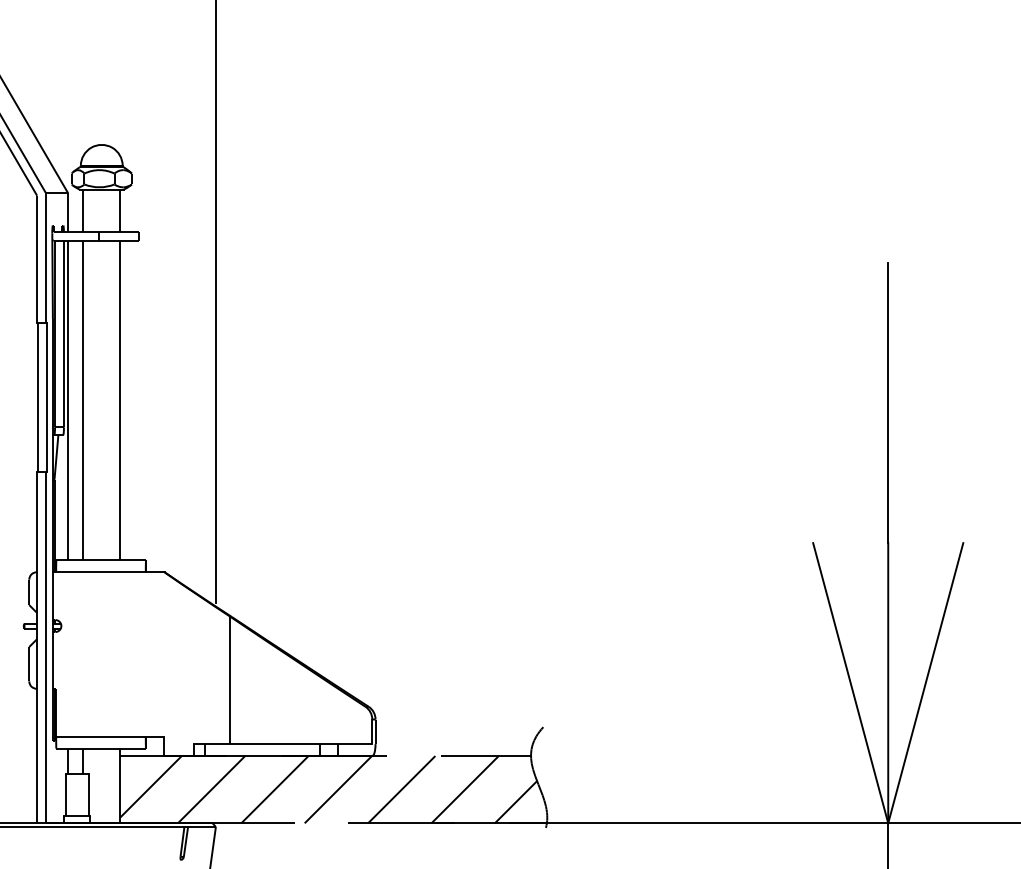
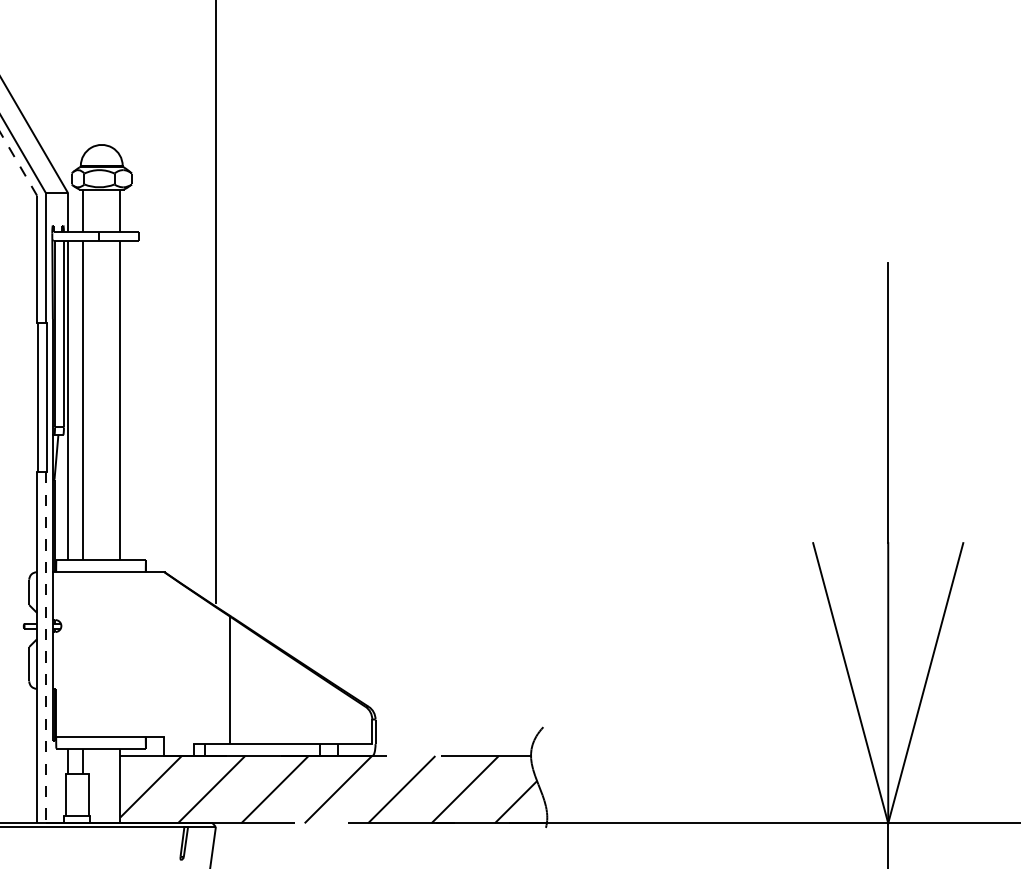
line: solid -> dashed (18, 163)
line: solid -> dashed (46, 647)
